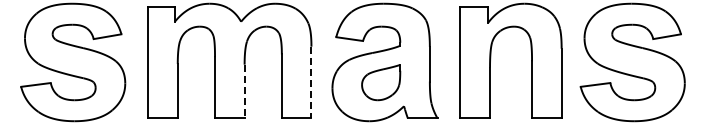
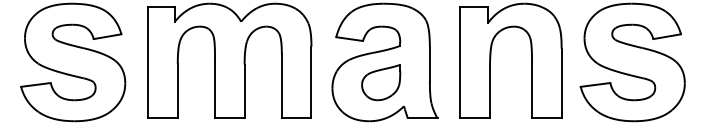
line: dashed -> solid (311, 82)
line: dashed -> solid (244, 91)
